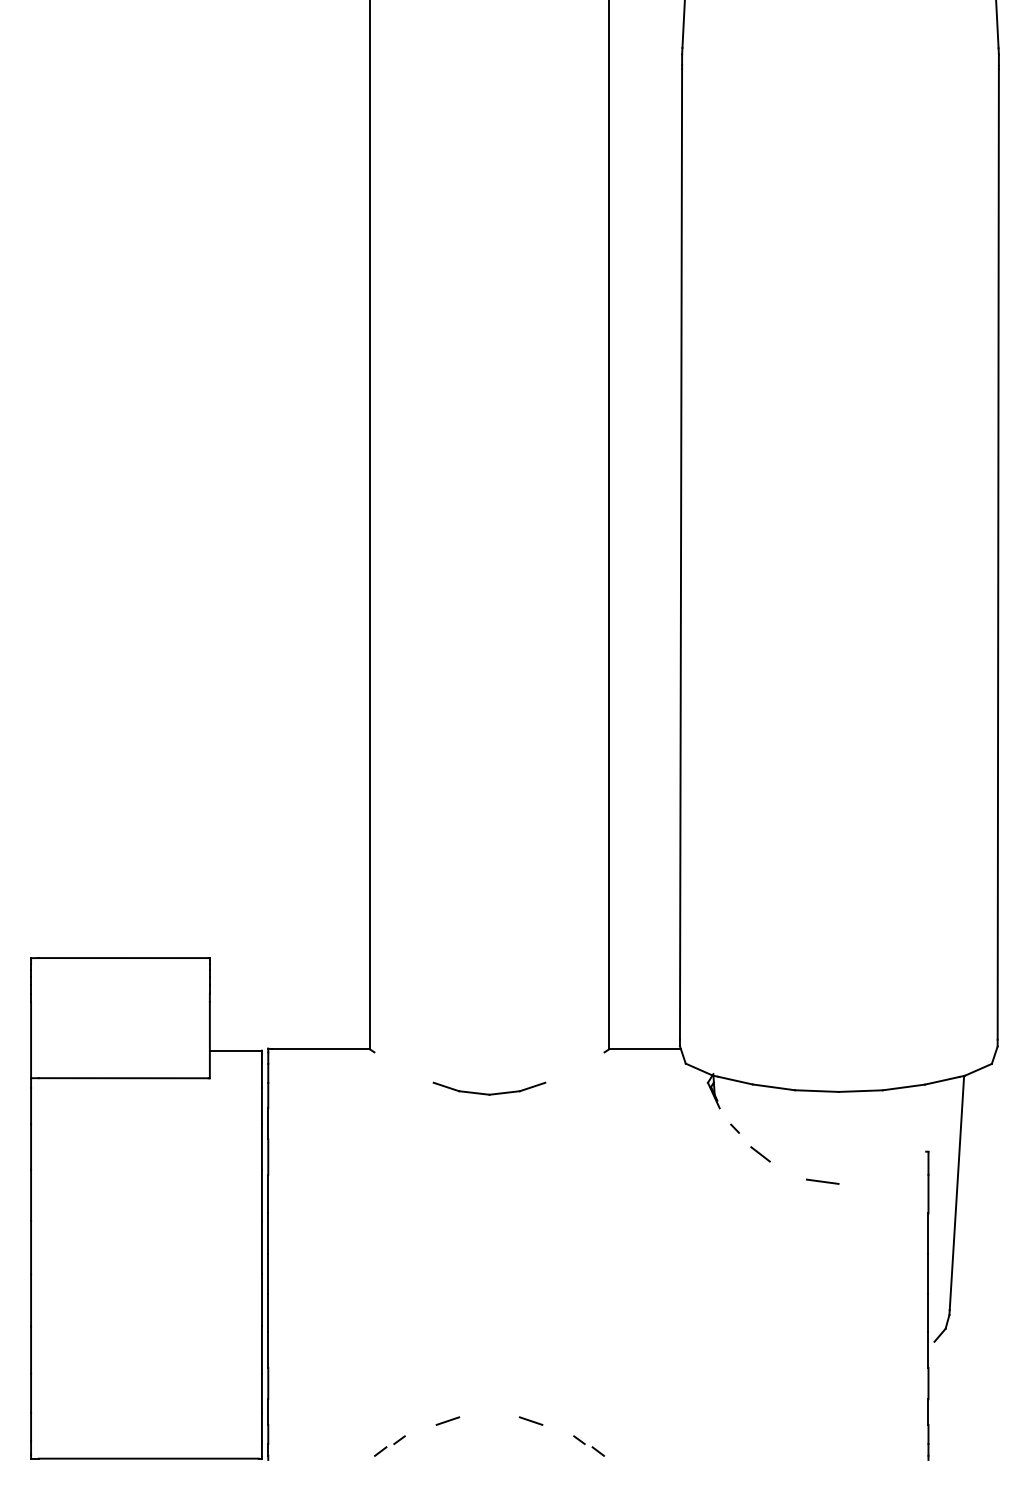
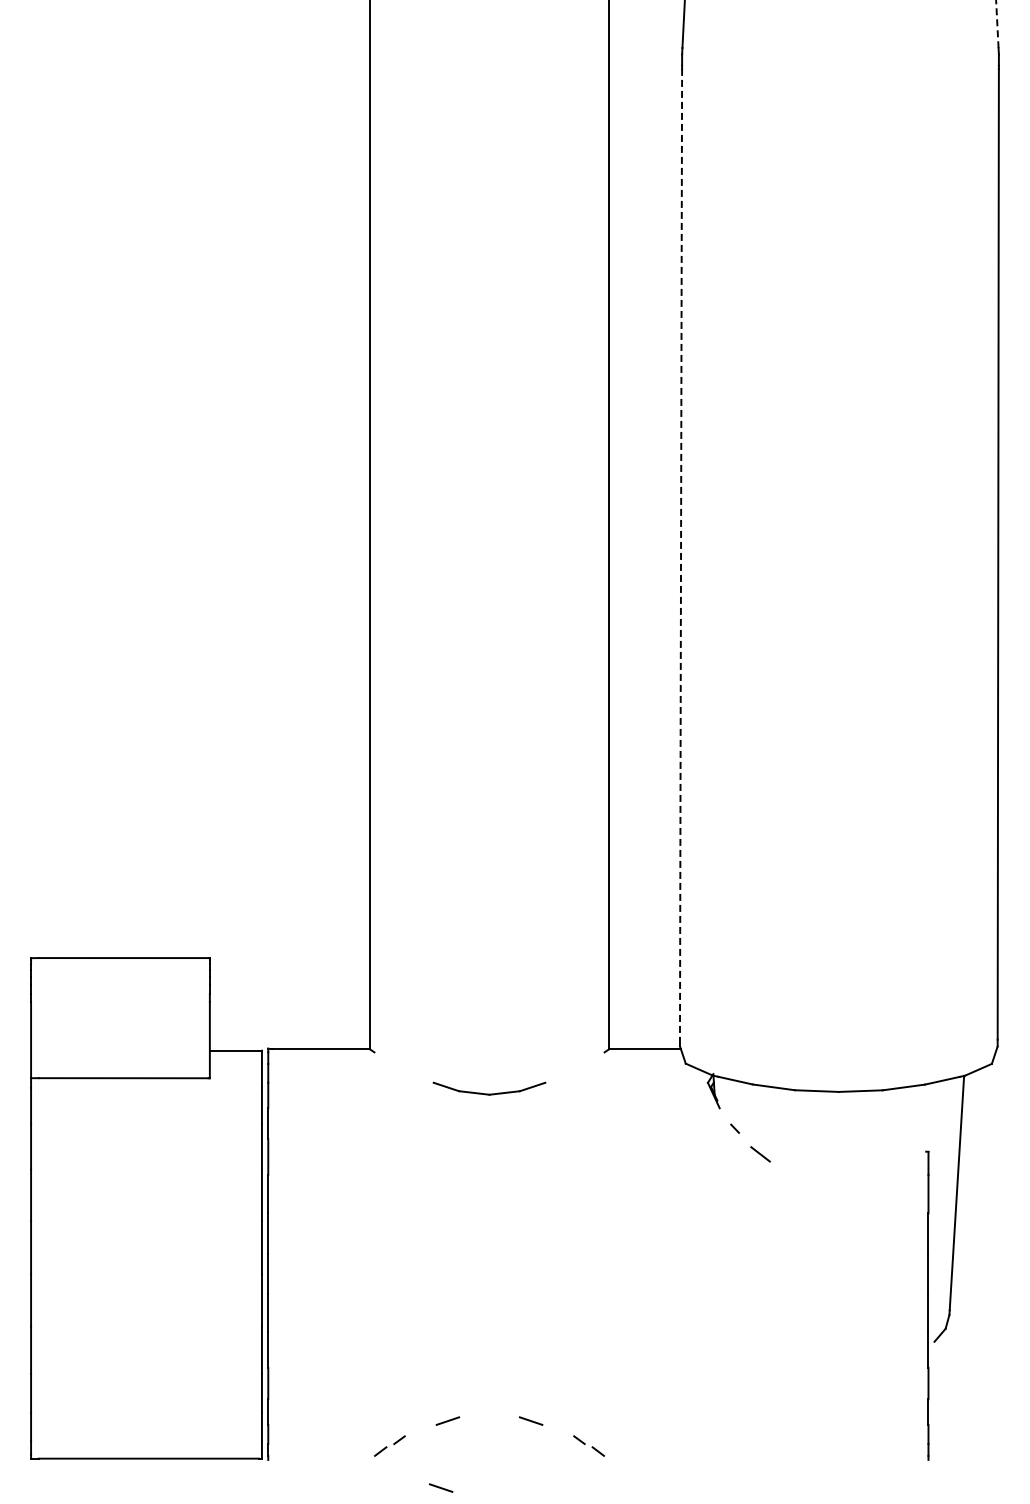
line: solid -> dashed (997, 23)
line: solid -> dashed (681, 554)
line: present -> none (822, 1181)
line: none -> present (440, 1487)
